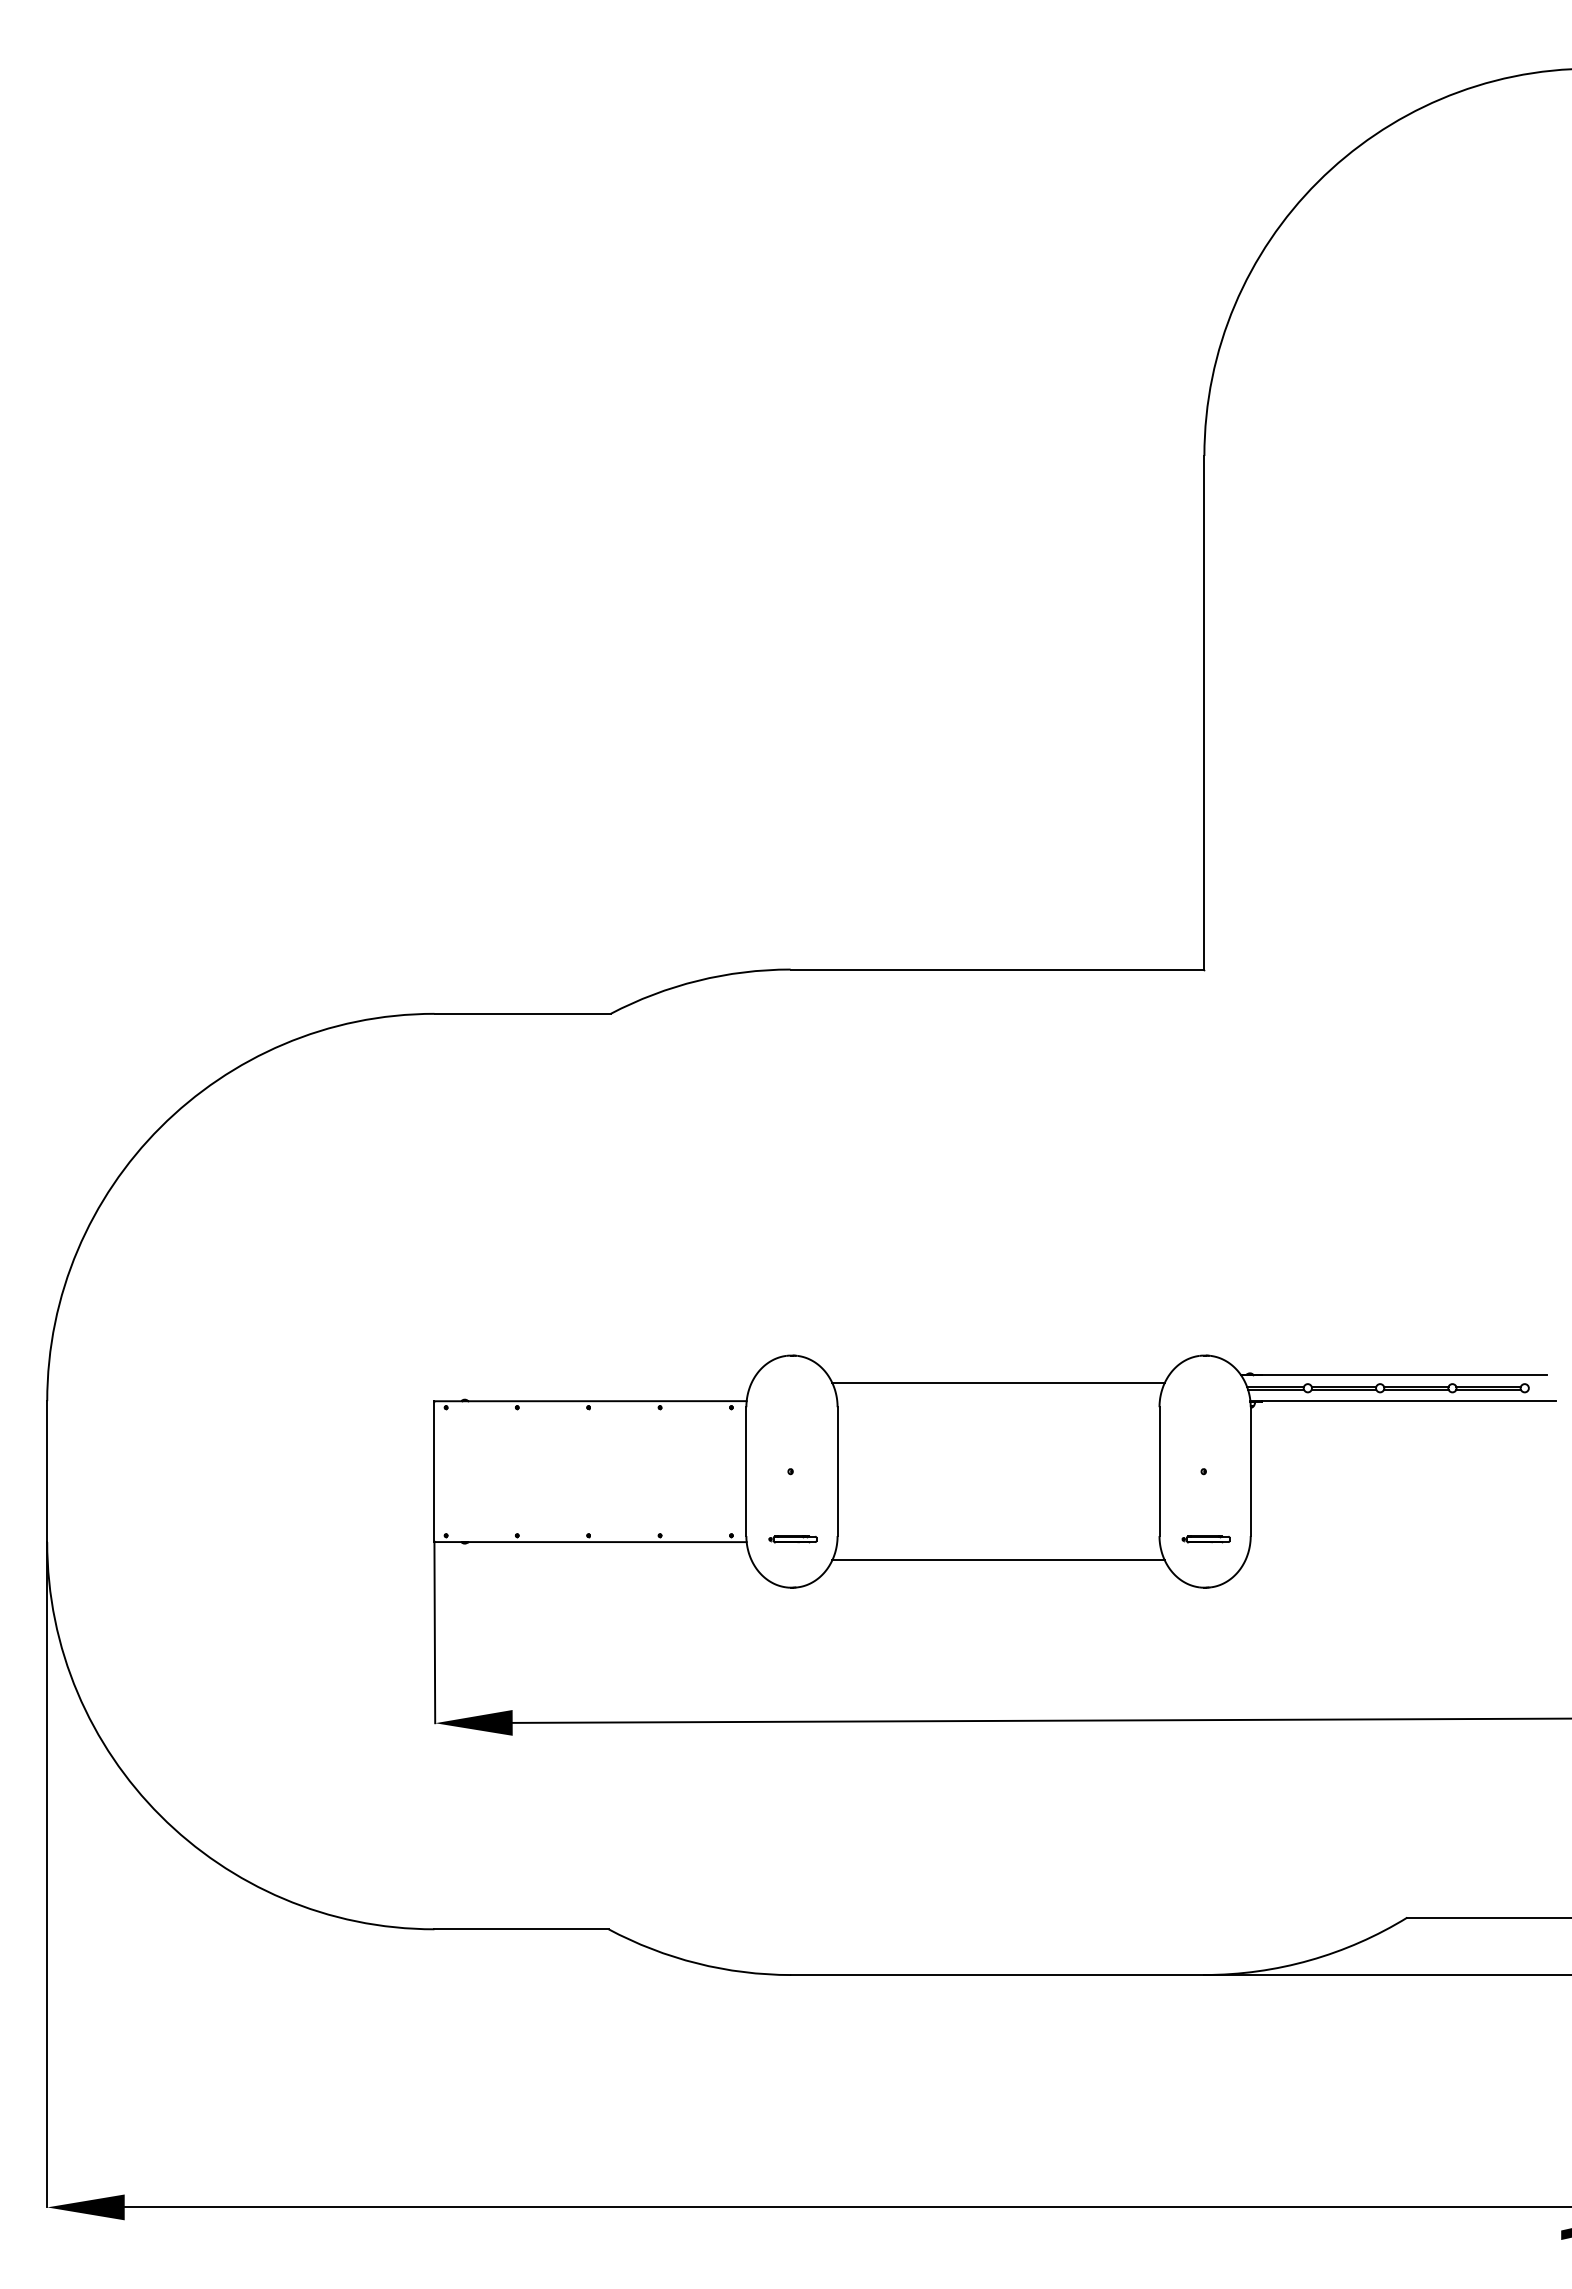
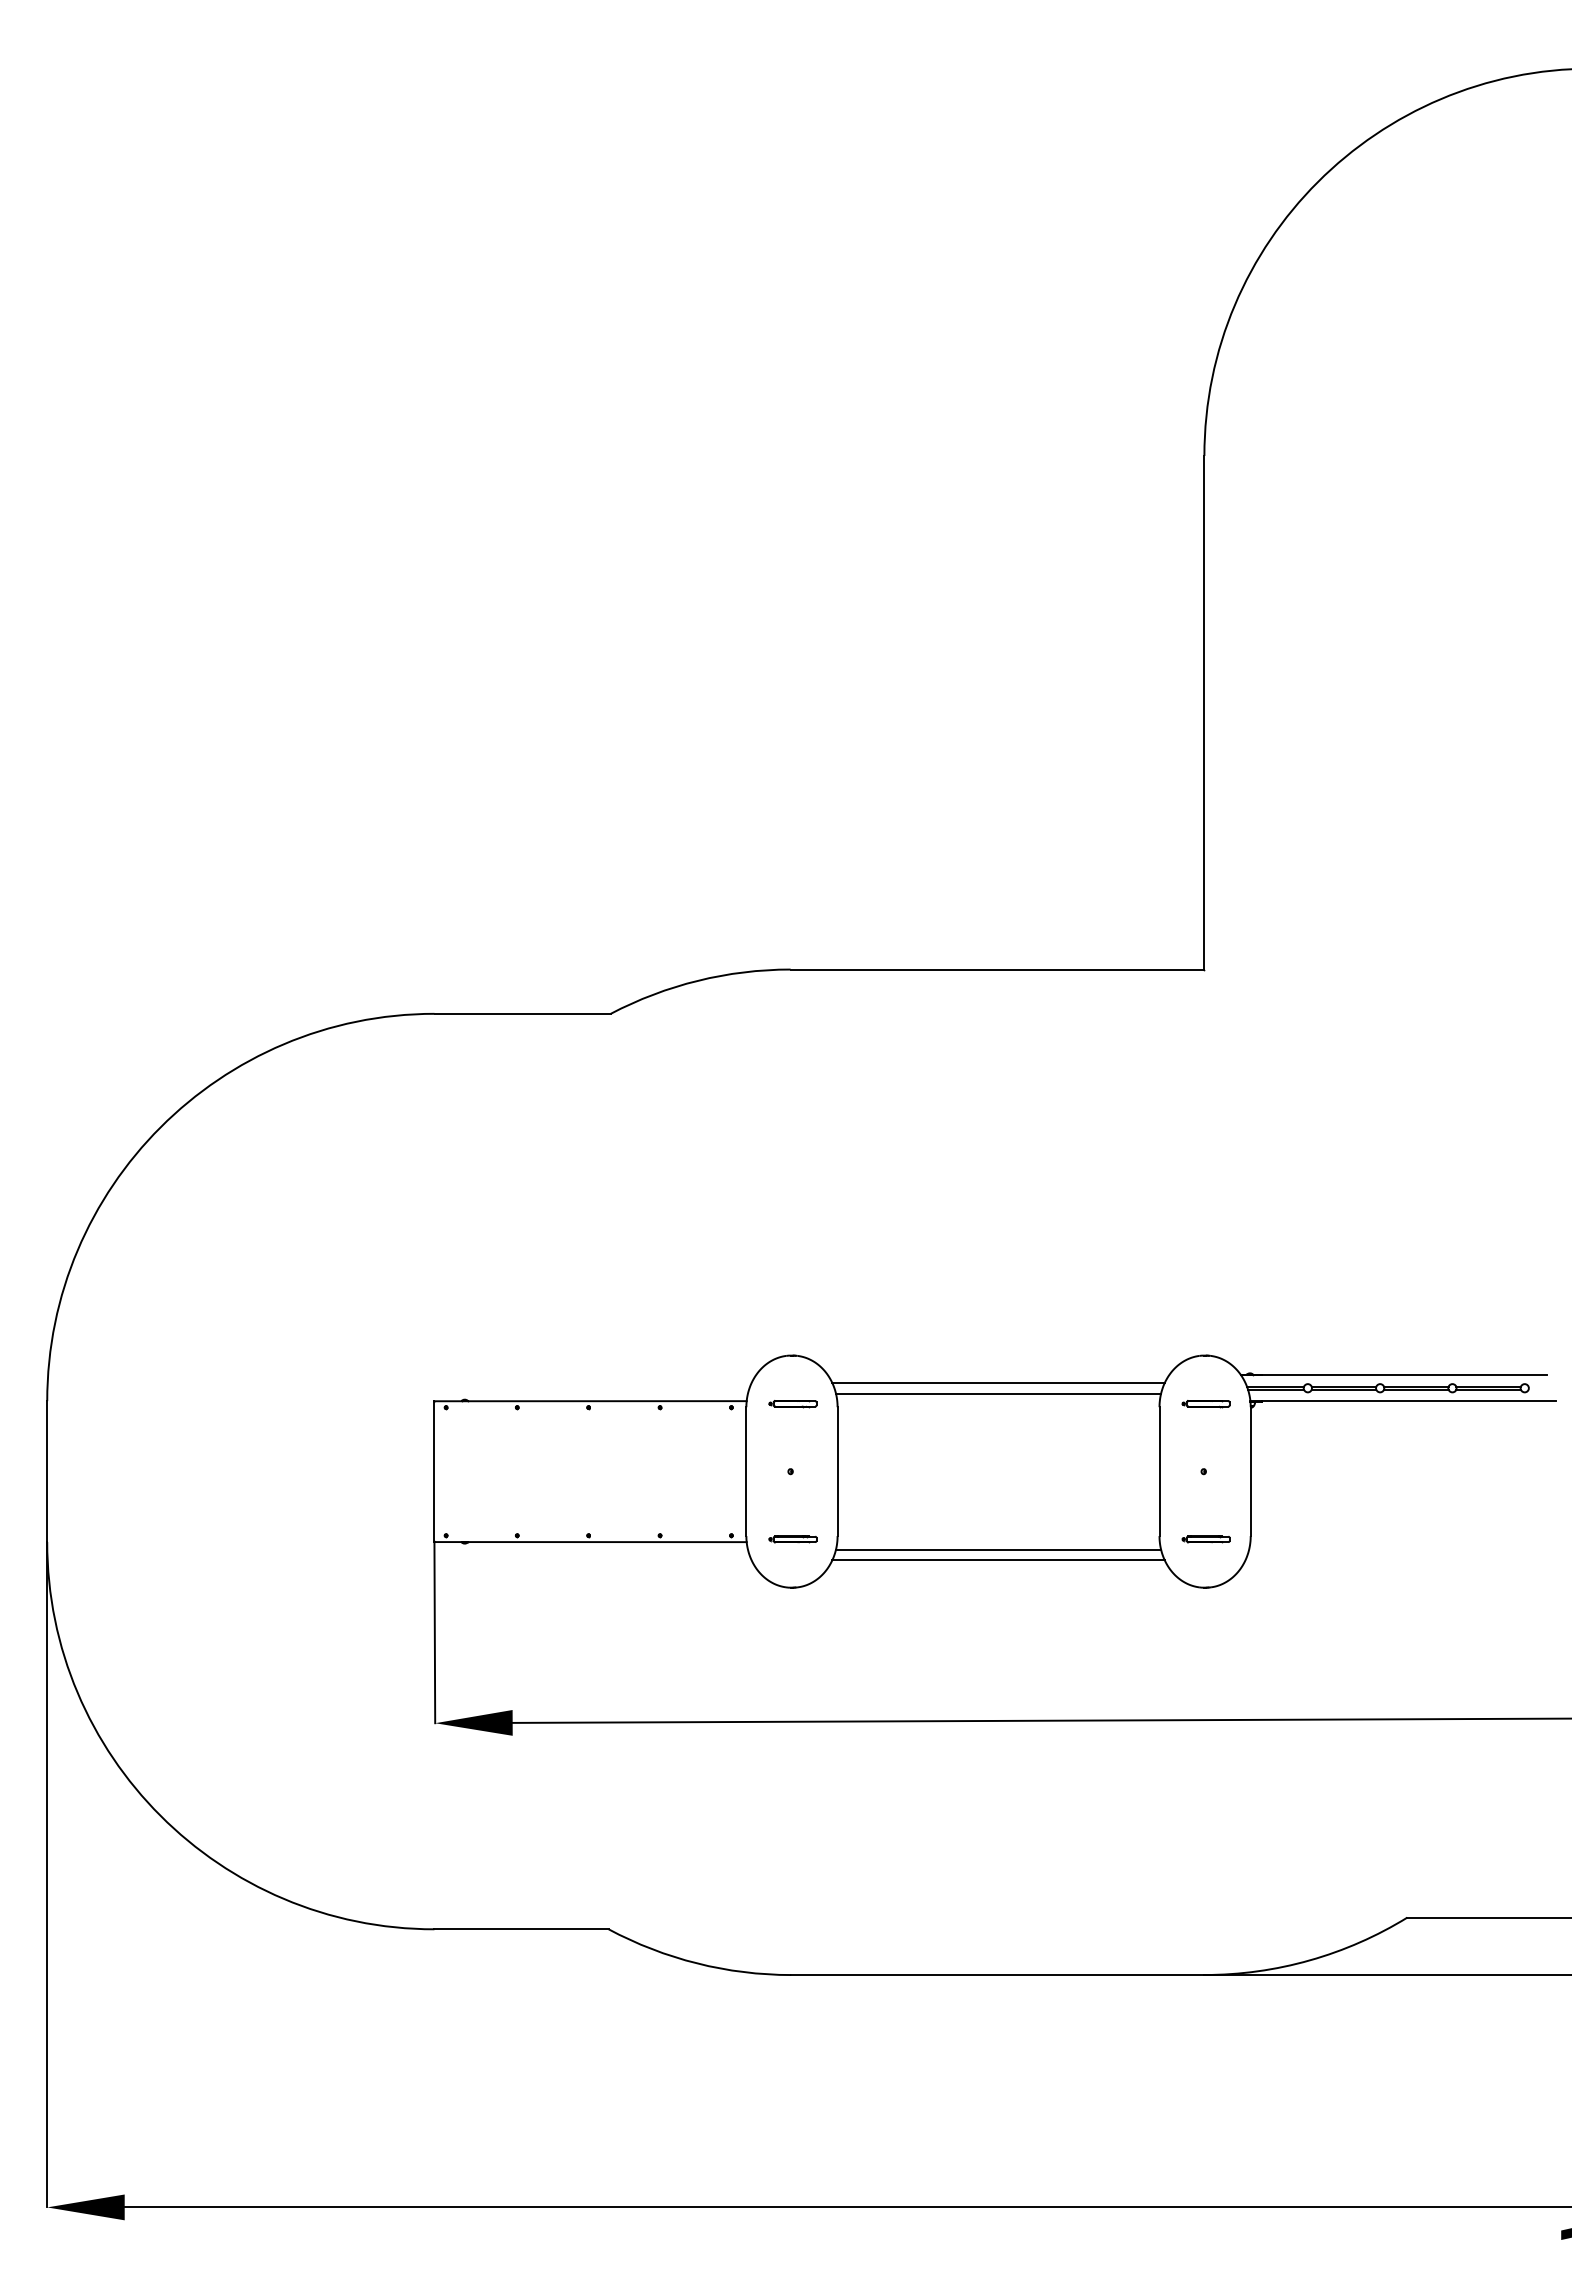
line: none -> present (998, 1393)
part: none -> present (792, 1404)
part: none -> present (1205, 1404)
line: none -> present (998, 1549)
